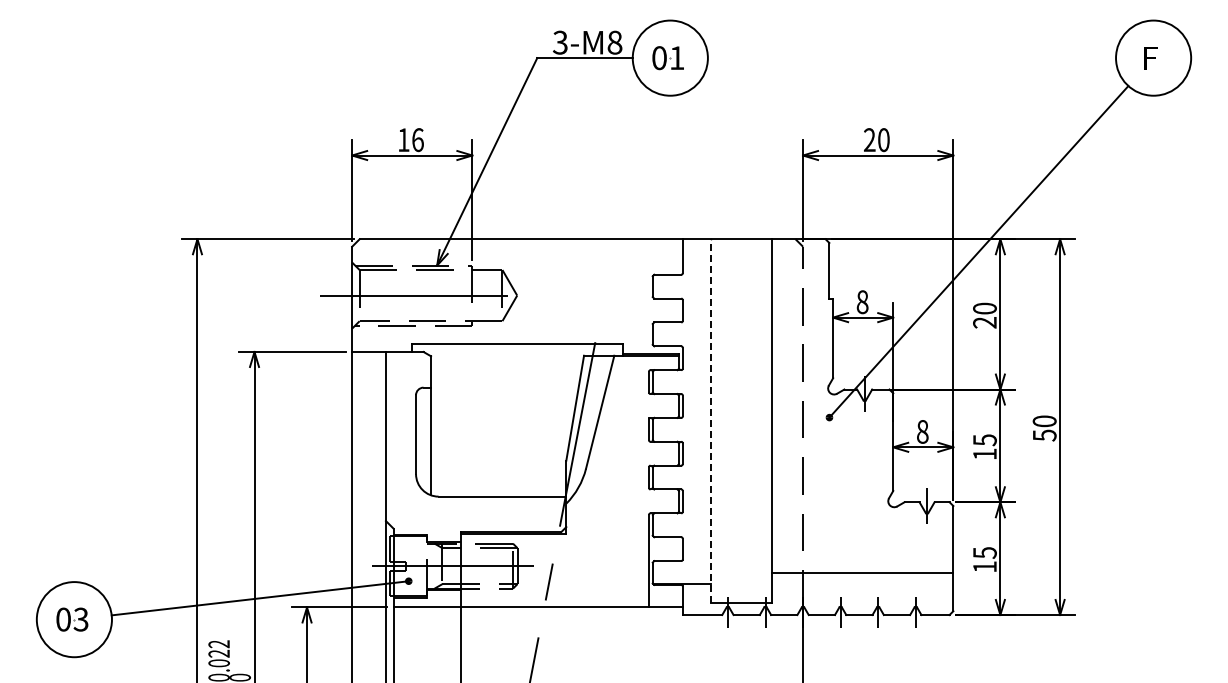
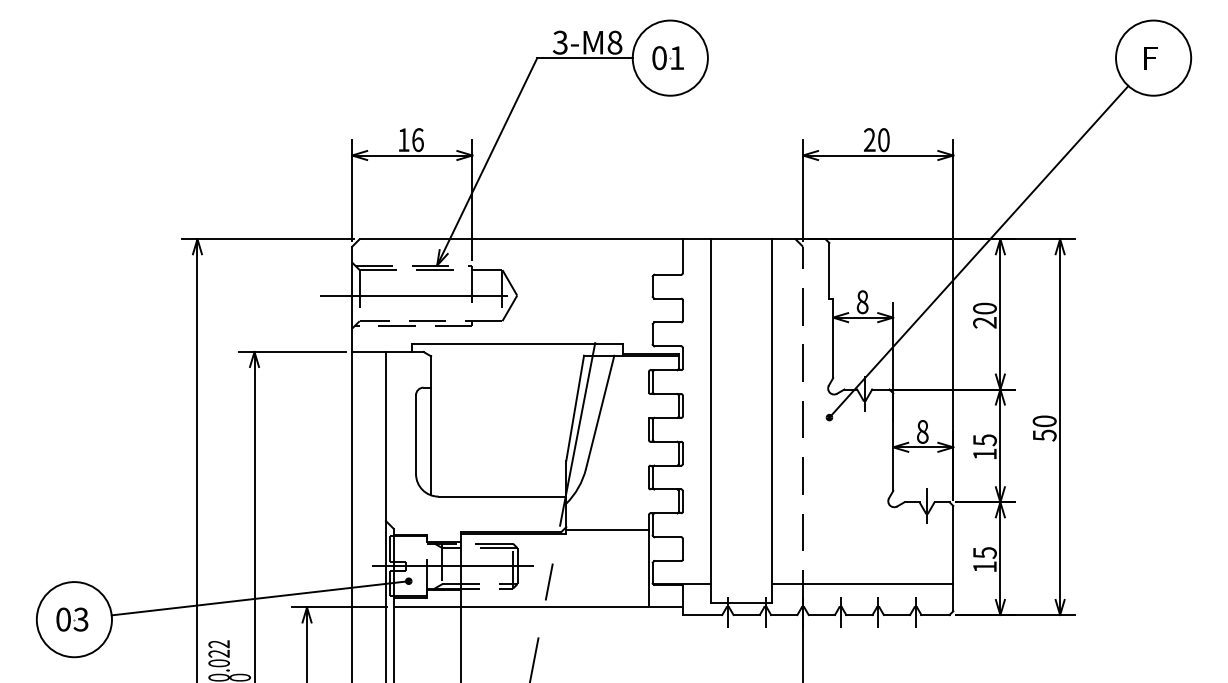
line: dashed -> solid (710, 421)
line: none -> present (607, 530)
line position: (862, 572) -> (862, 583) (862, 583)
